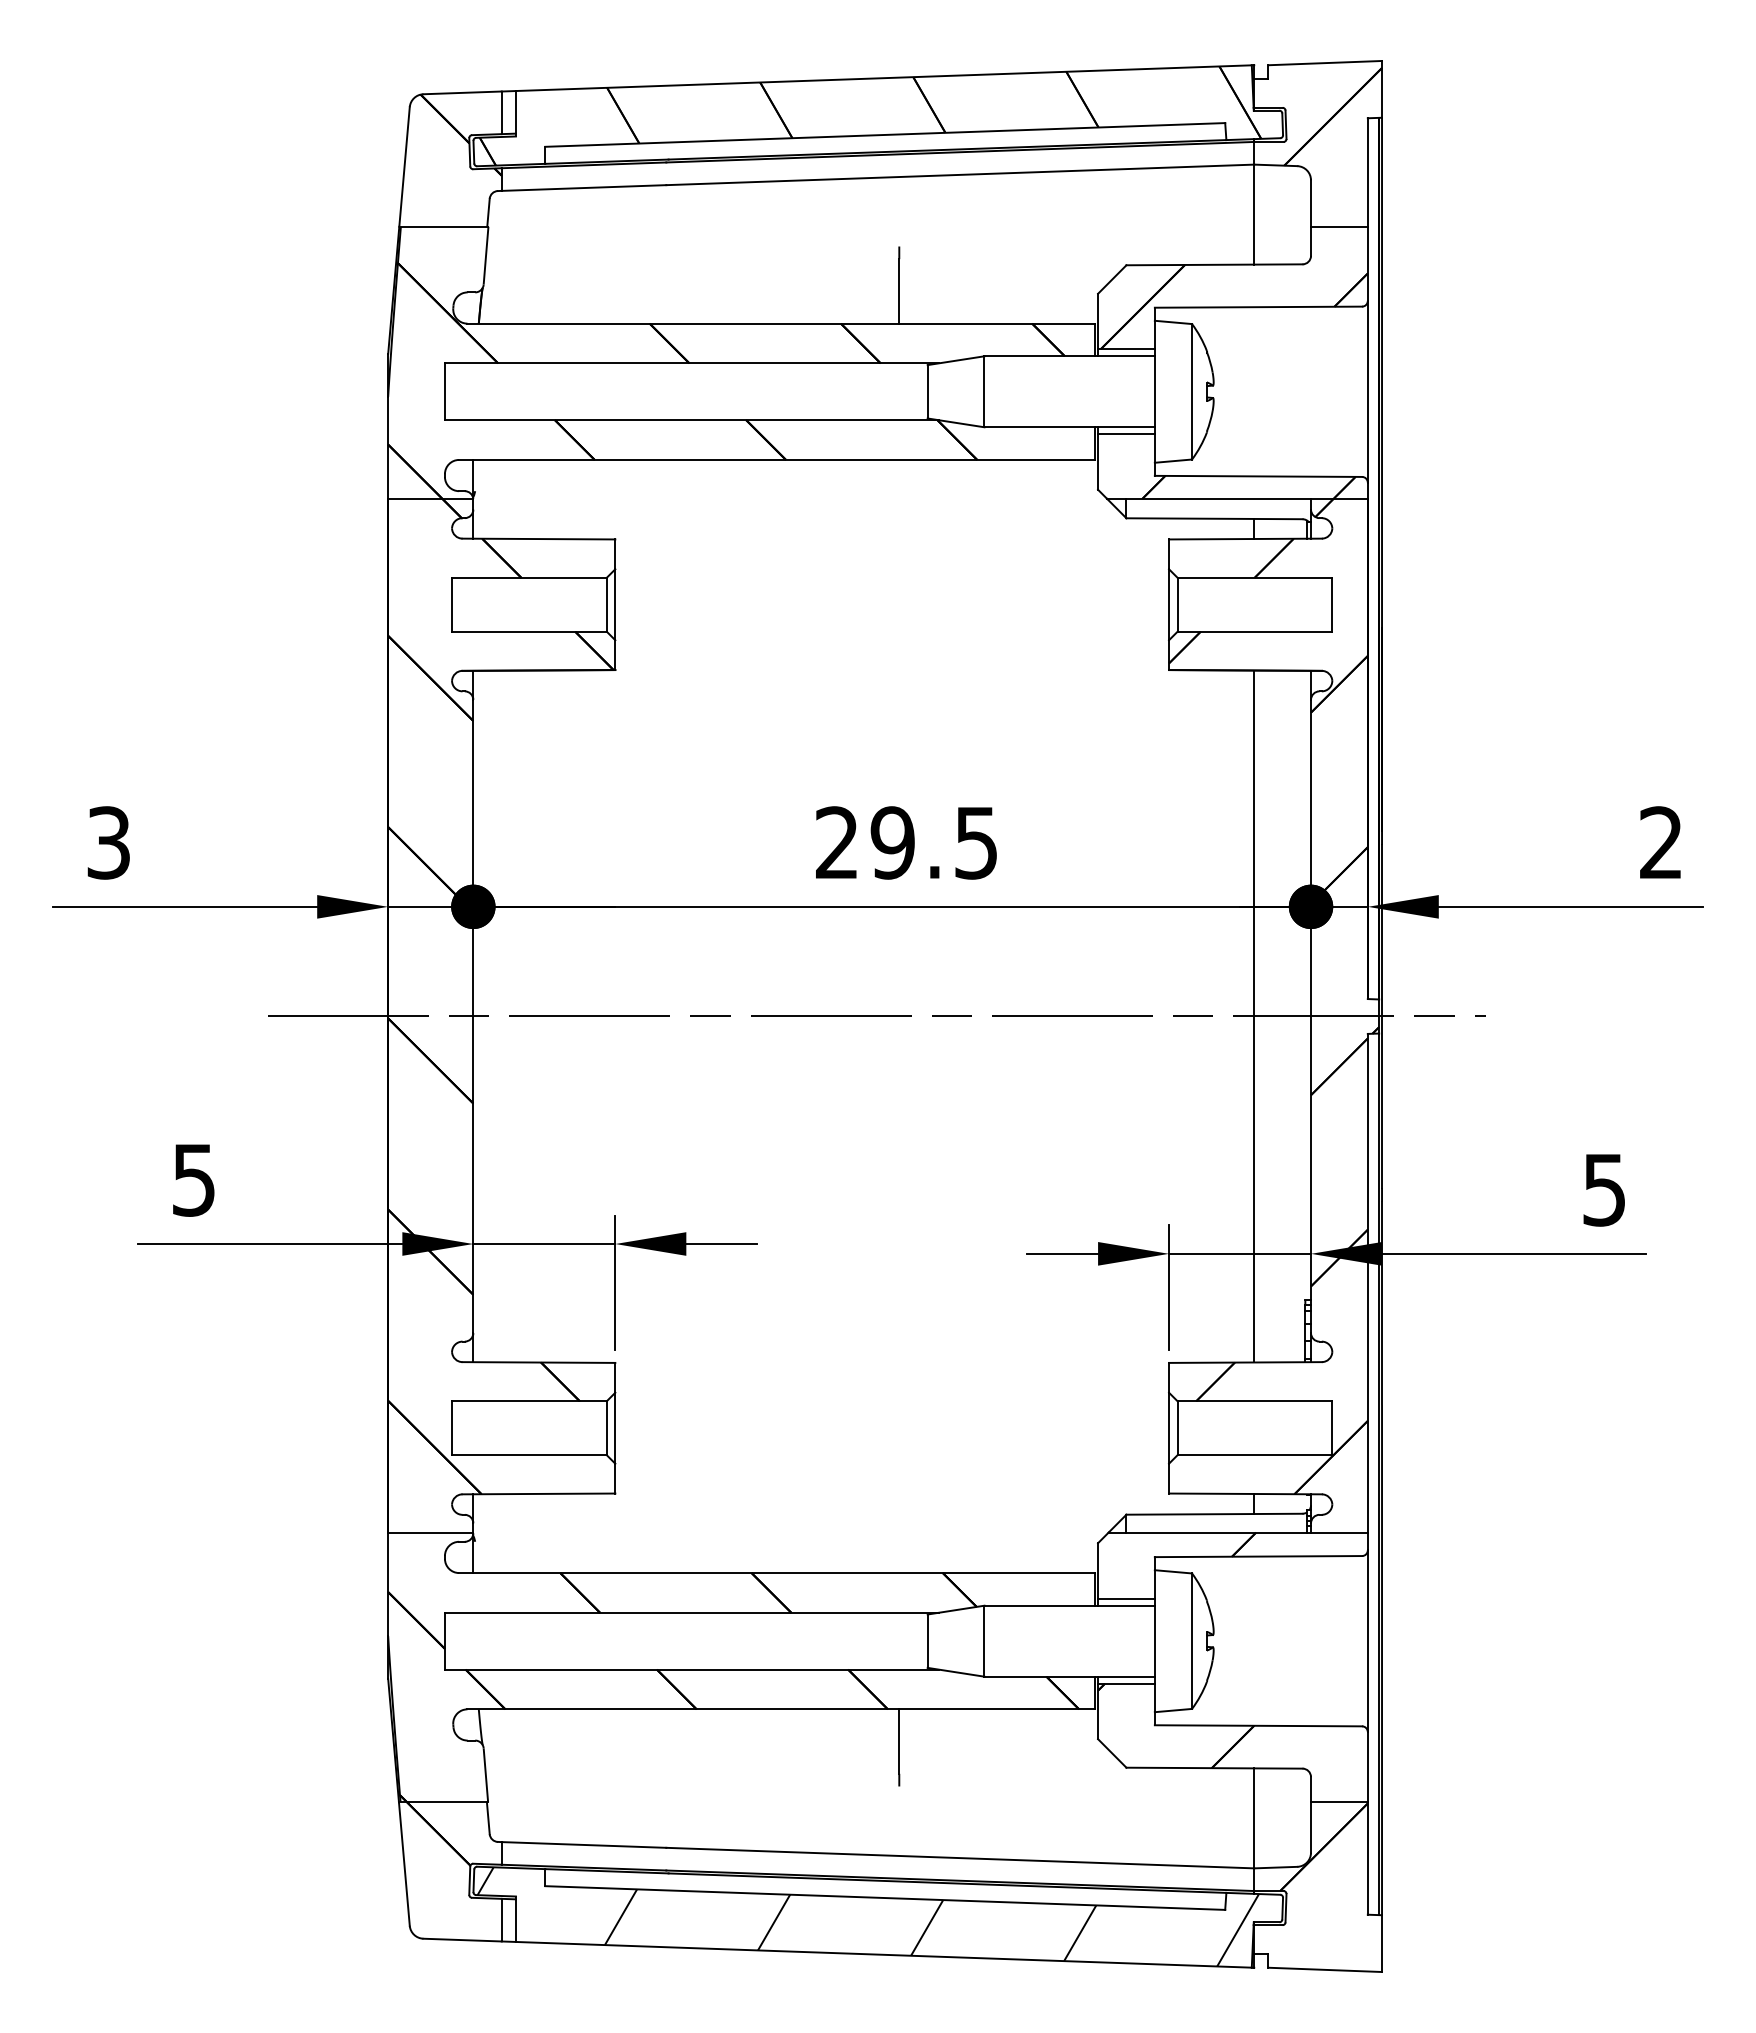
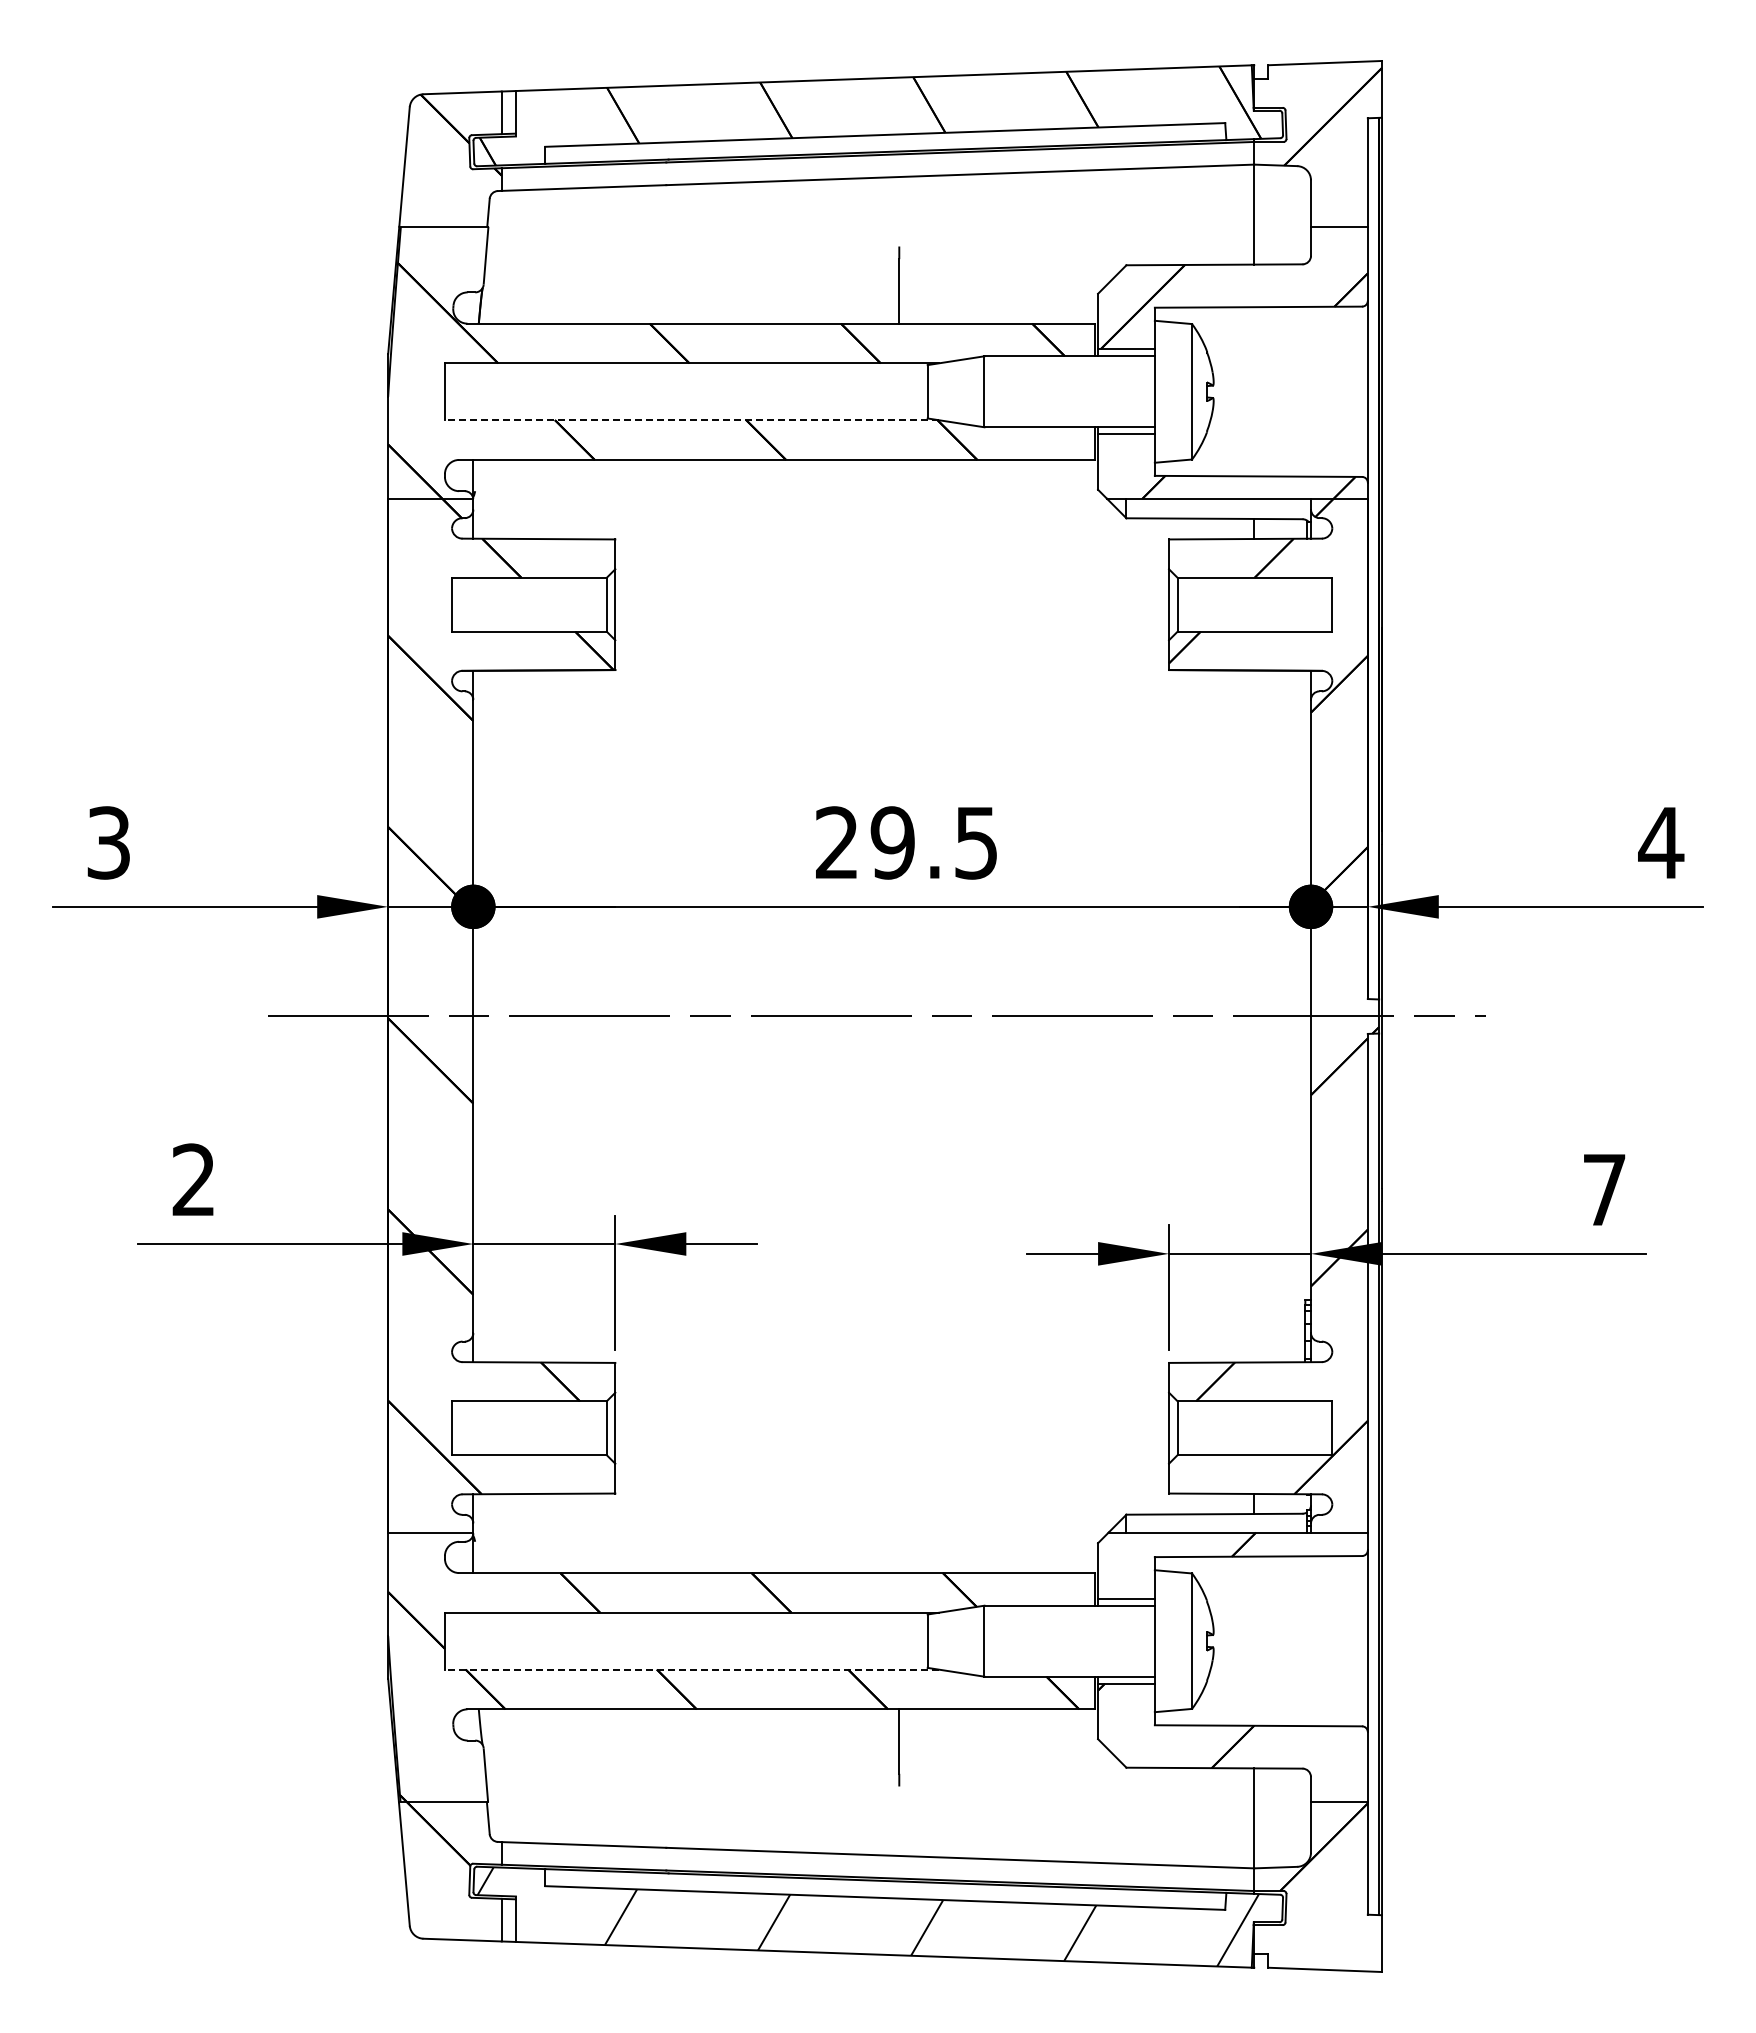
line: solid -> dashed (691, 420)
text: 2 -> 4 (1661, 842)
line: present -> none (1254, 1016)
text: 5 -> 2 (193, 1179)
text: 5 -> 7 (1604, 1190)
line: solid -> dashed (691, 1669)
